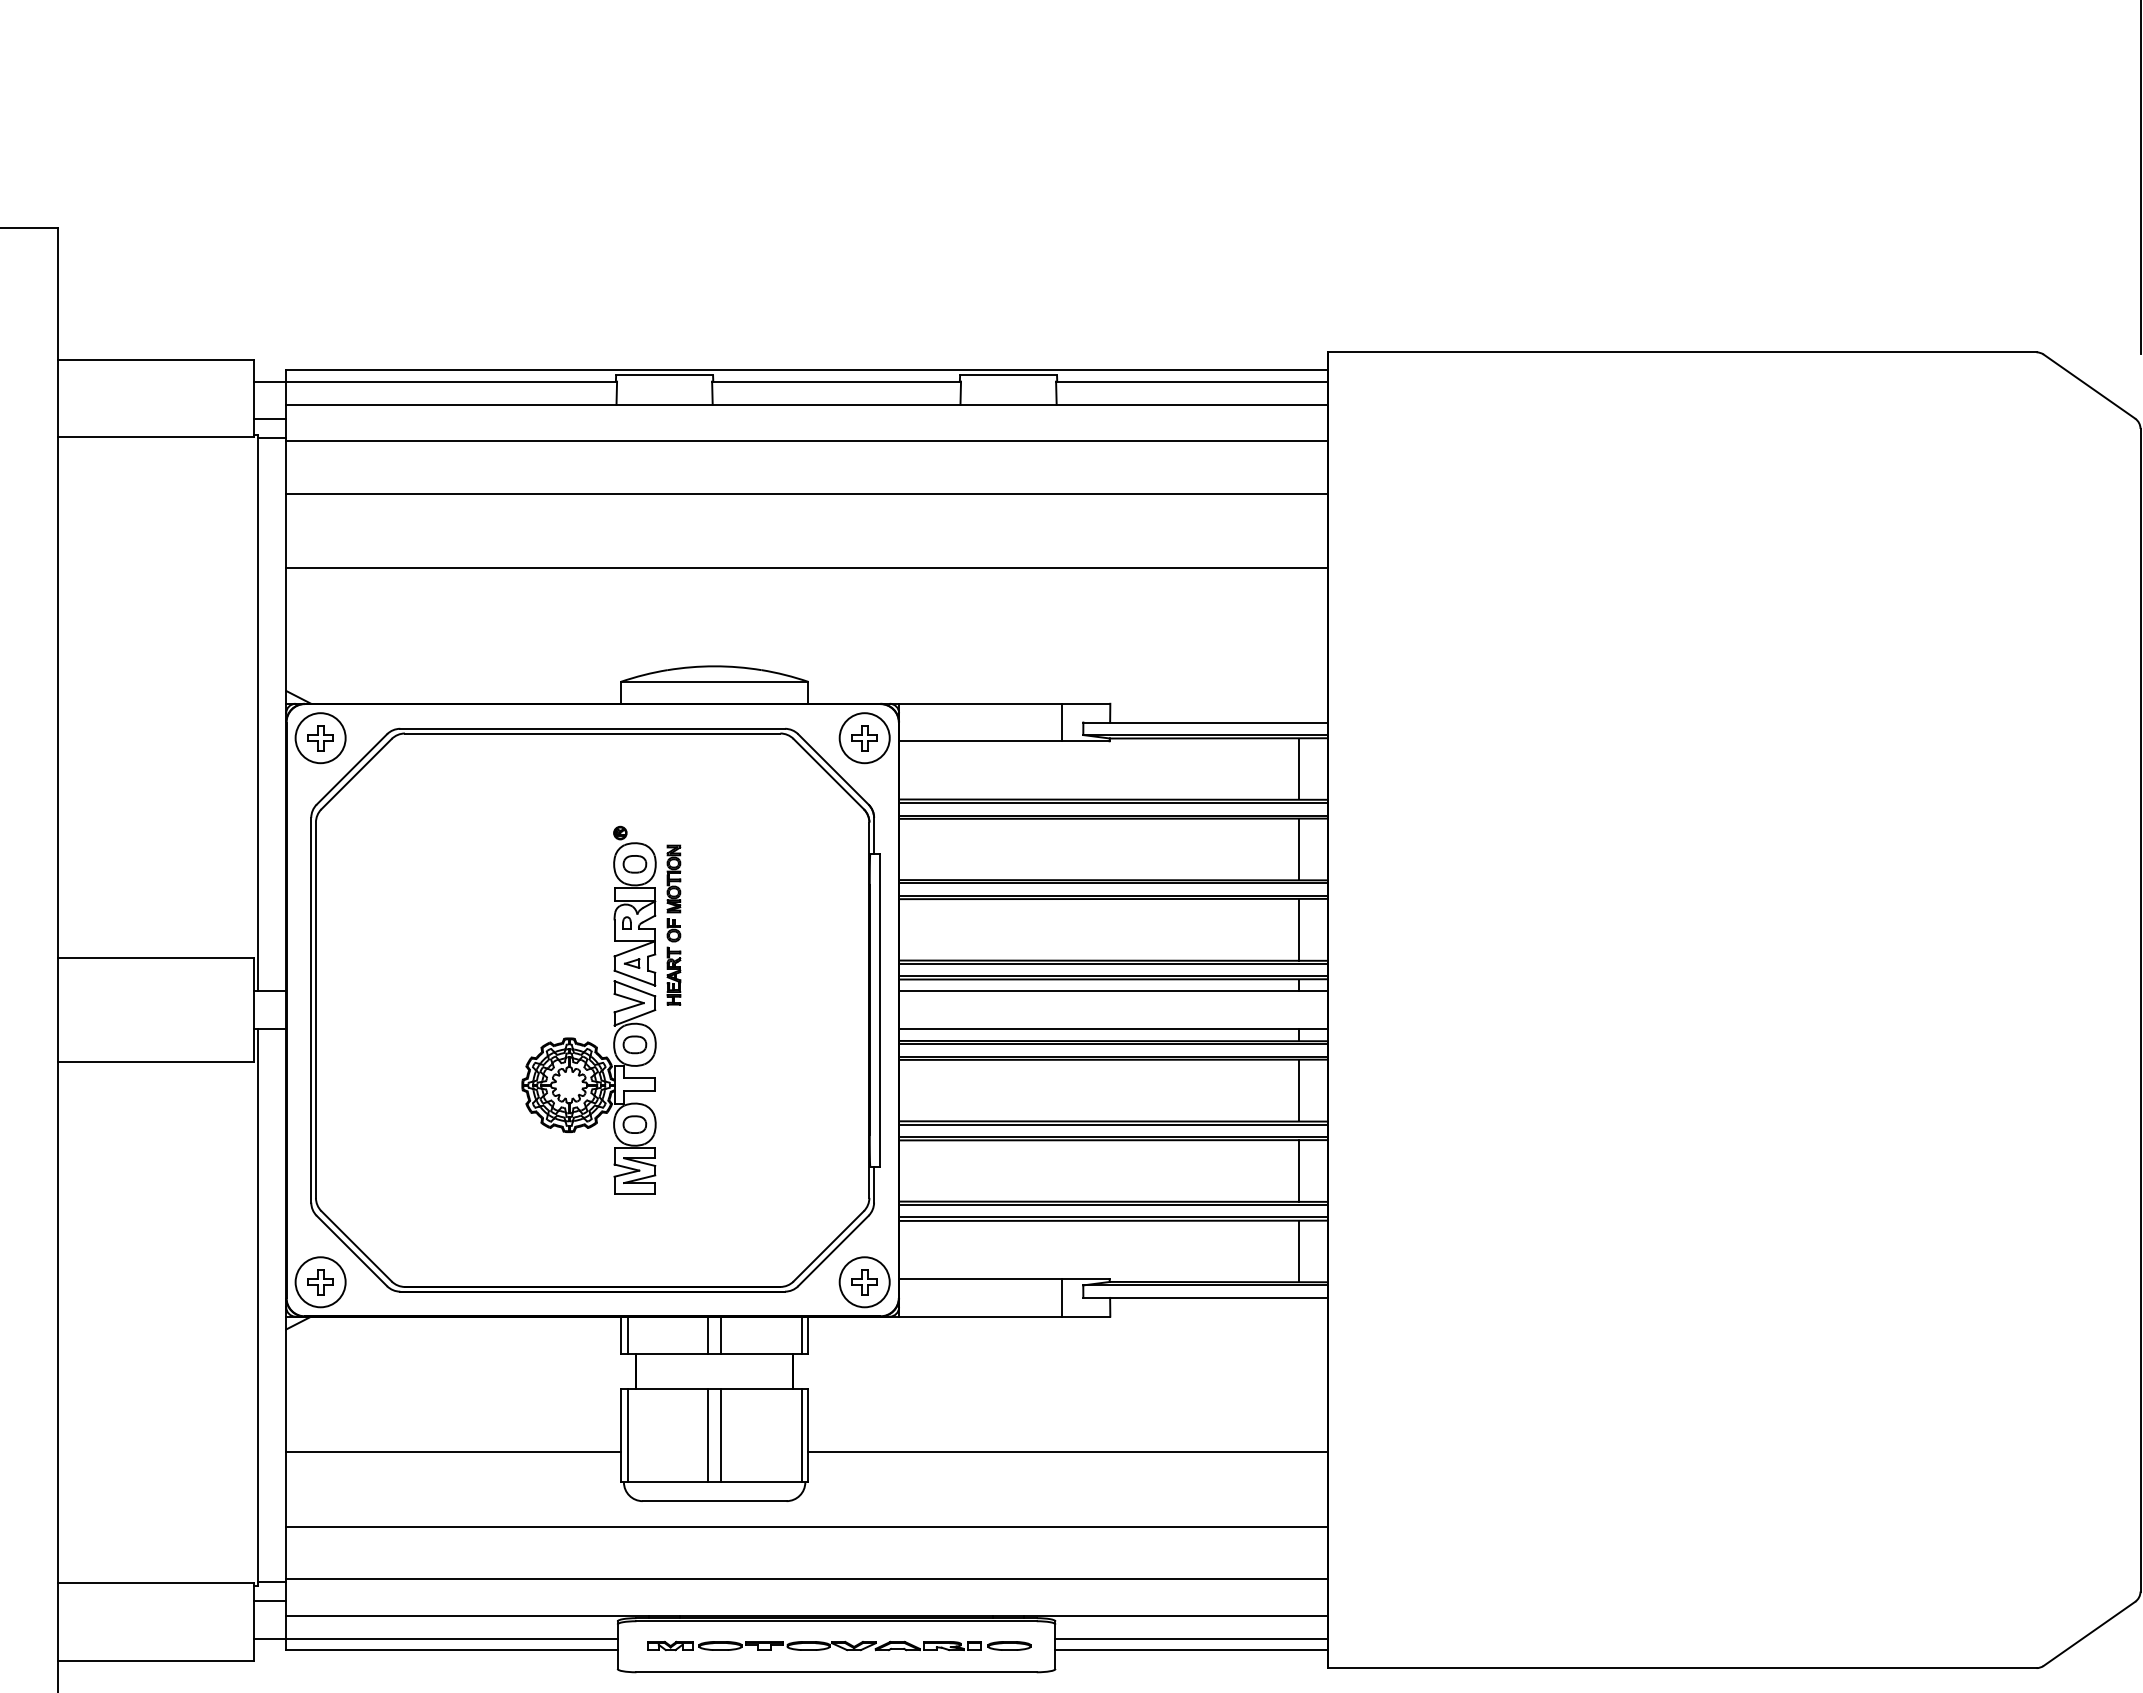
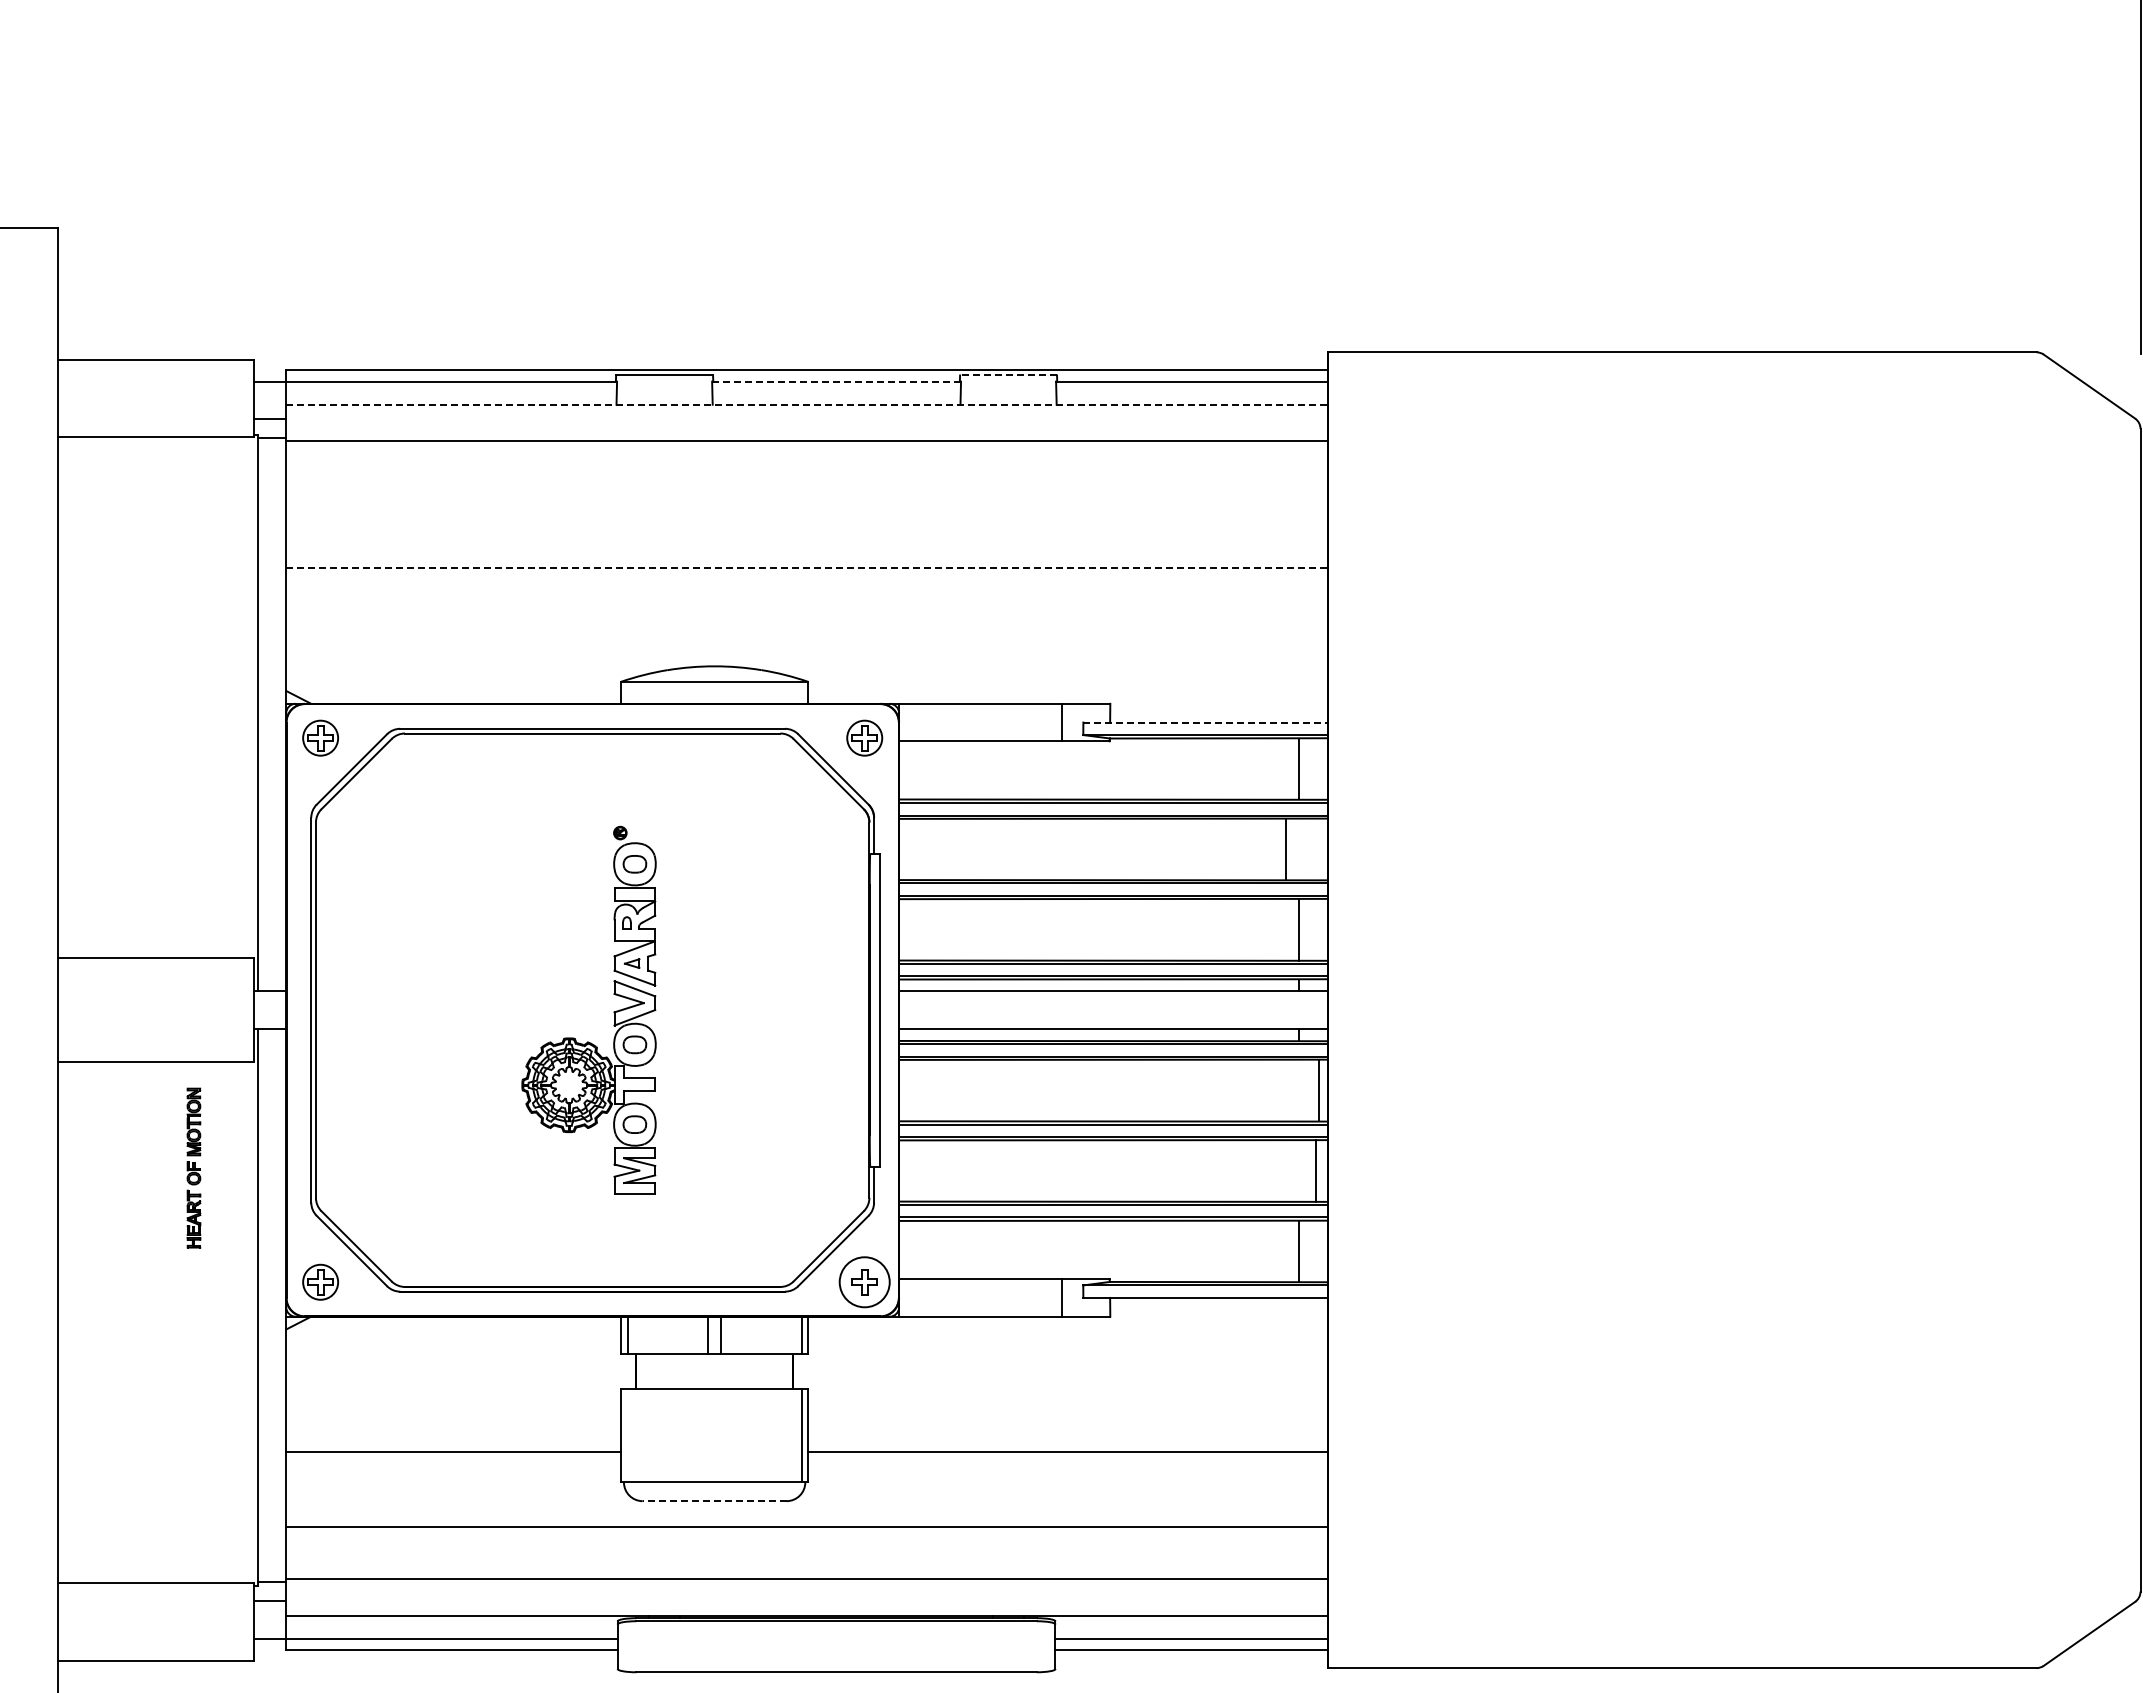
line: solid -> dashed (1008, 375)
line: solid -> dashed (837, 381)
line: solid -> dashed (806, 404)
line: present -> none (806, 493)
line: solid -> dashed (806, 568)
line: solid -> dashed (1205, 722)
circle diameter: 50 px -> 35 px (320, 737)
circle diameter: 50 px -> 35 px (864, 737)
line position: (1299, 849) -> (1286, 849) (1286, 849)
part position: (673, 924) -> (193, 1167) (193, 1167)
line position: (1299, 1090) -> (1319, 1090) (1319, 1090)
line position: (1299, 1170) -> (1316, 1170) (1316, 1170)
circle diameter: 50 px -> 35 px (320, 1281)
line: present -> none (627, 1435)
line: present -> none (707, 1435)
line: present -> none (721, 1435)
line: solid -> dashed (714, 1501)
part: present -> none (839, 1645)
